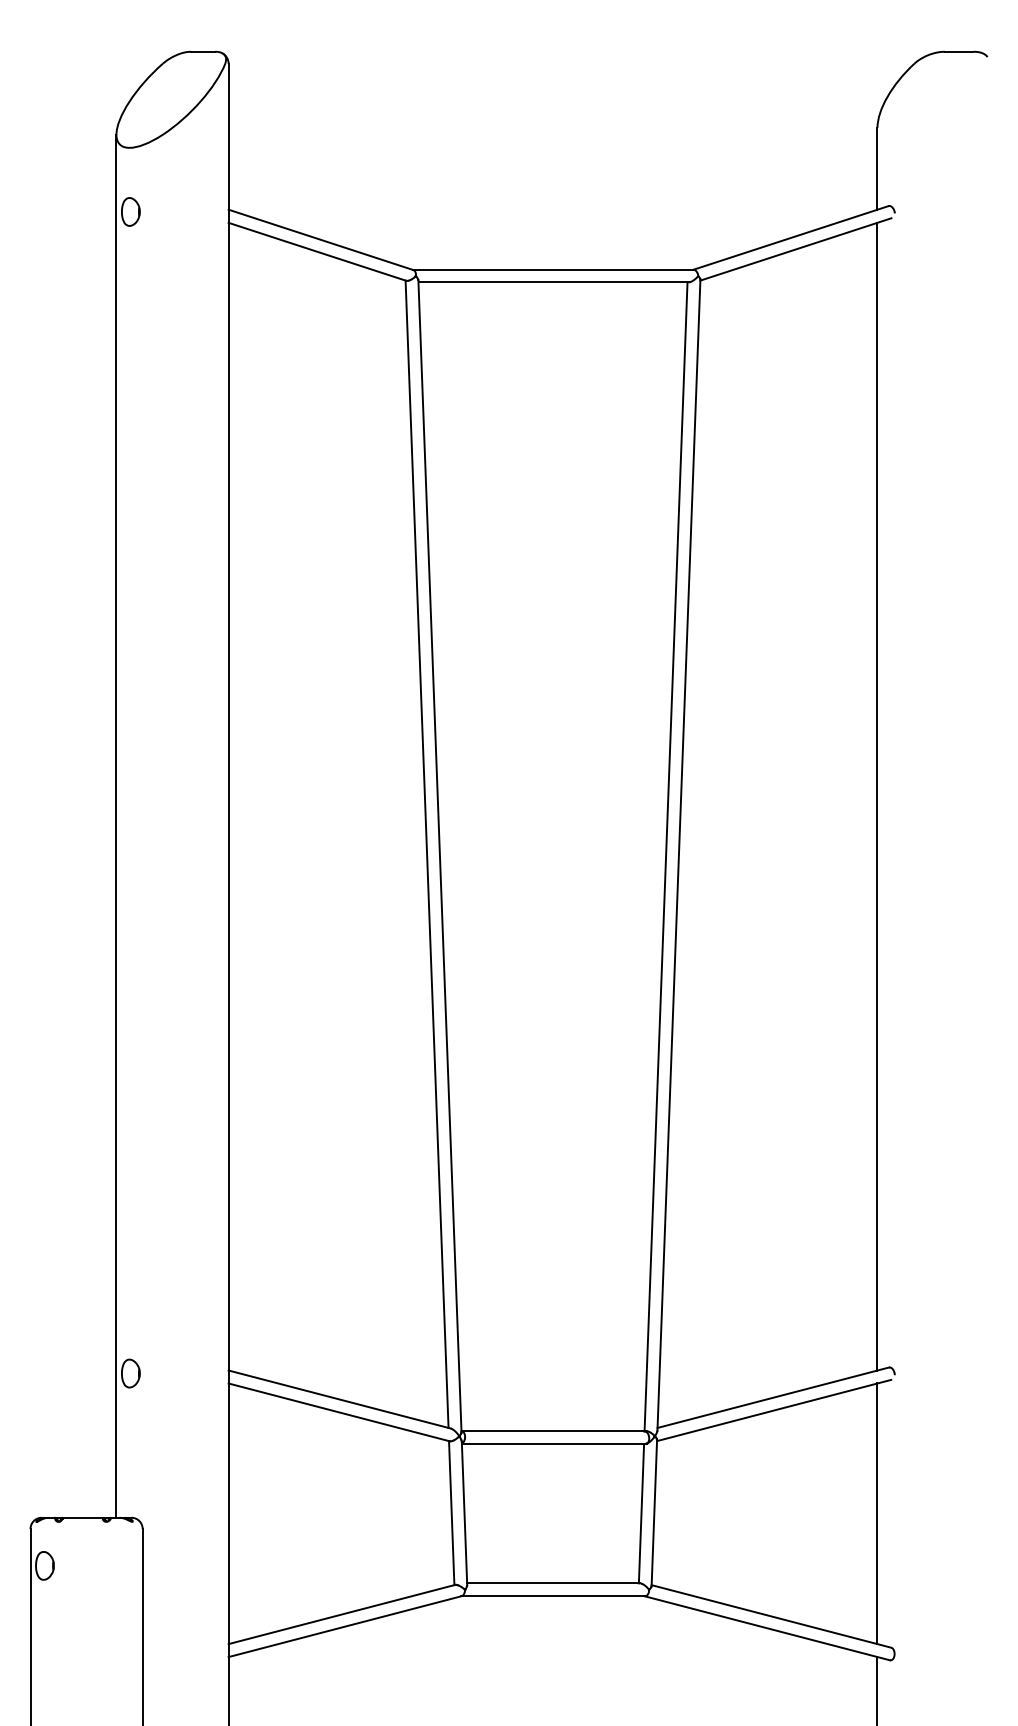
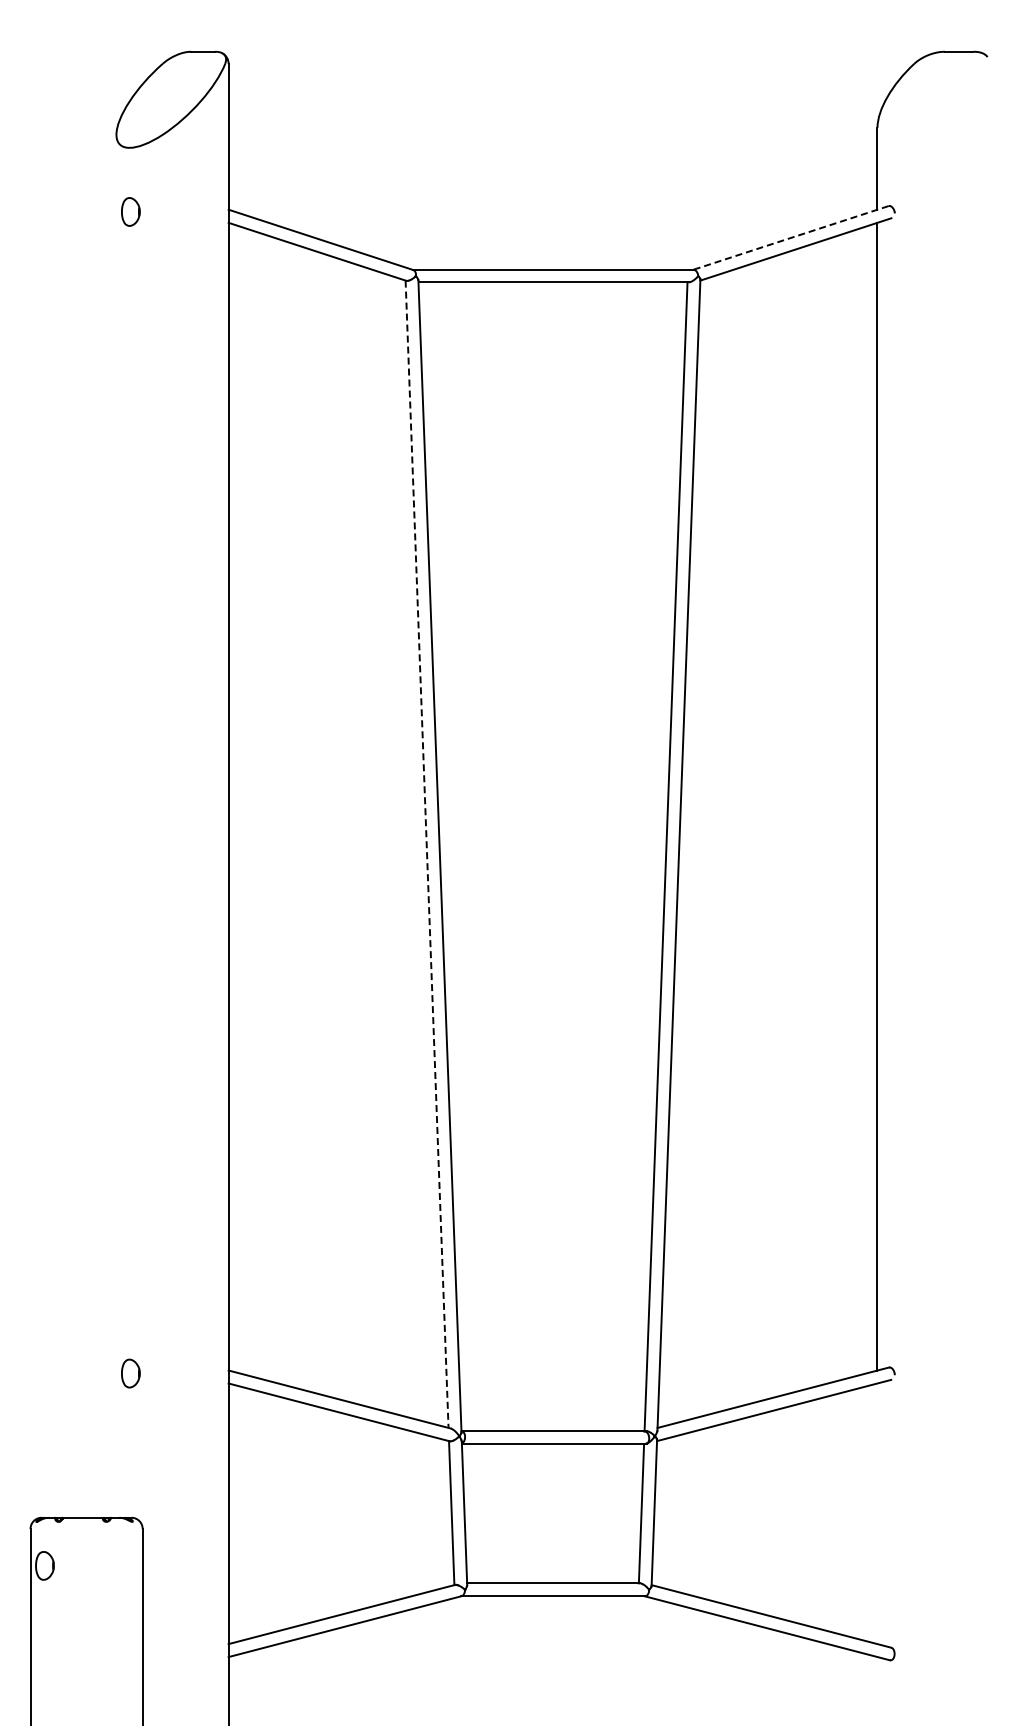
line: solid -> dashed (790, 237)
line: present -> none (116, 825)
line: solid -> dashed (427, 854)
line: present -> none (877, 1513)
line: present -> none (877, 1689)
